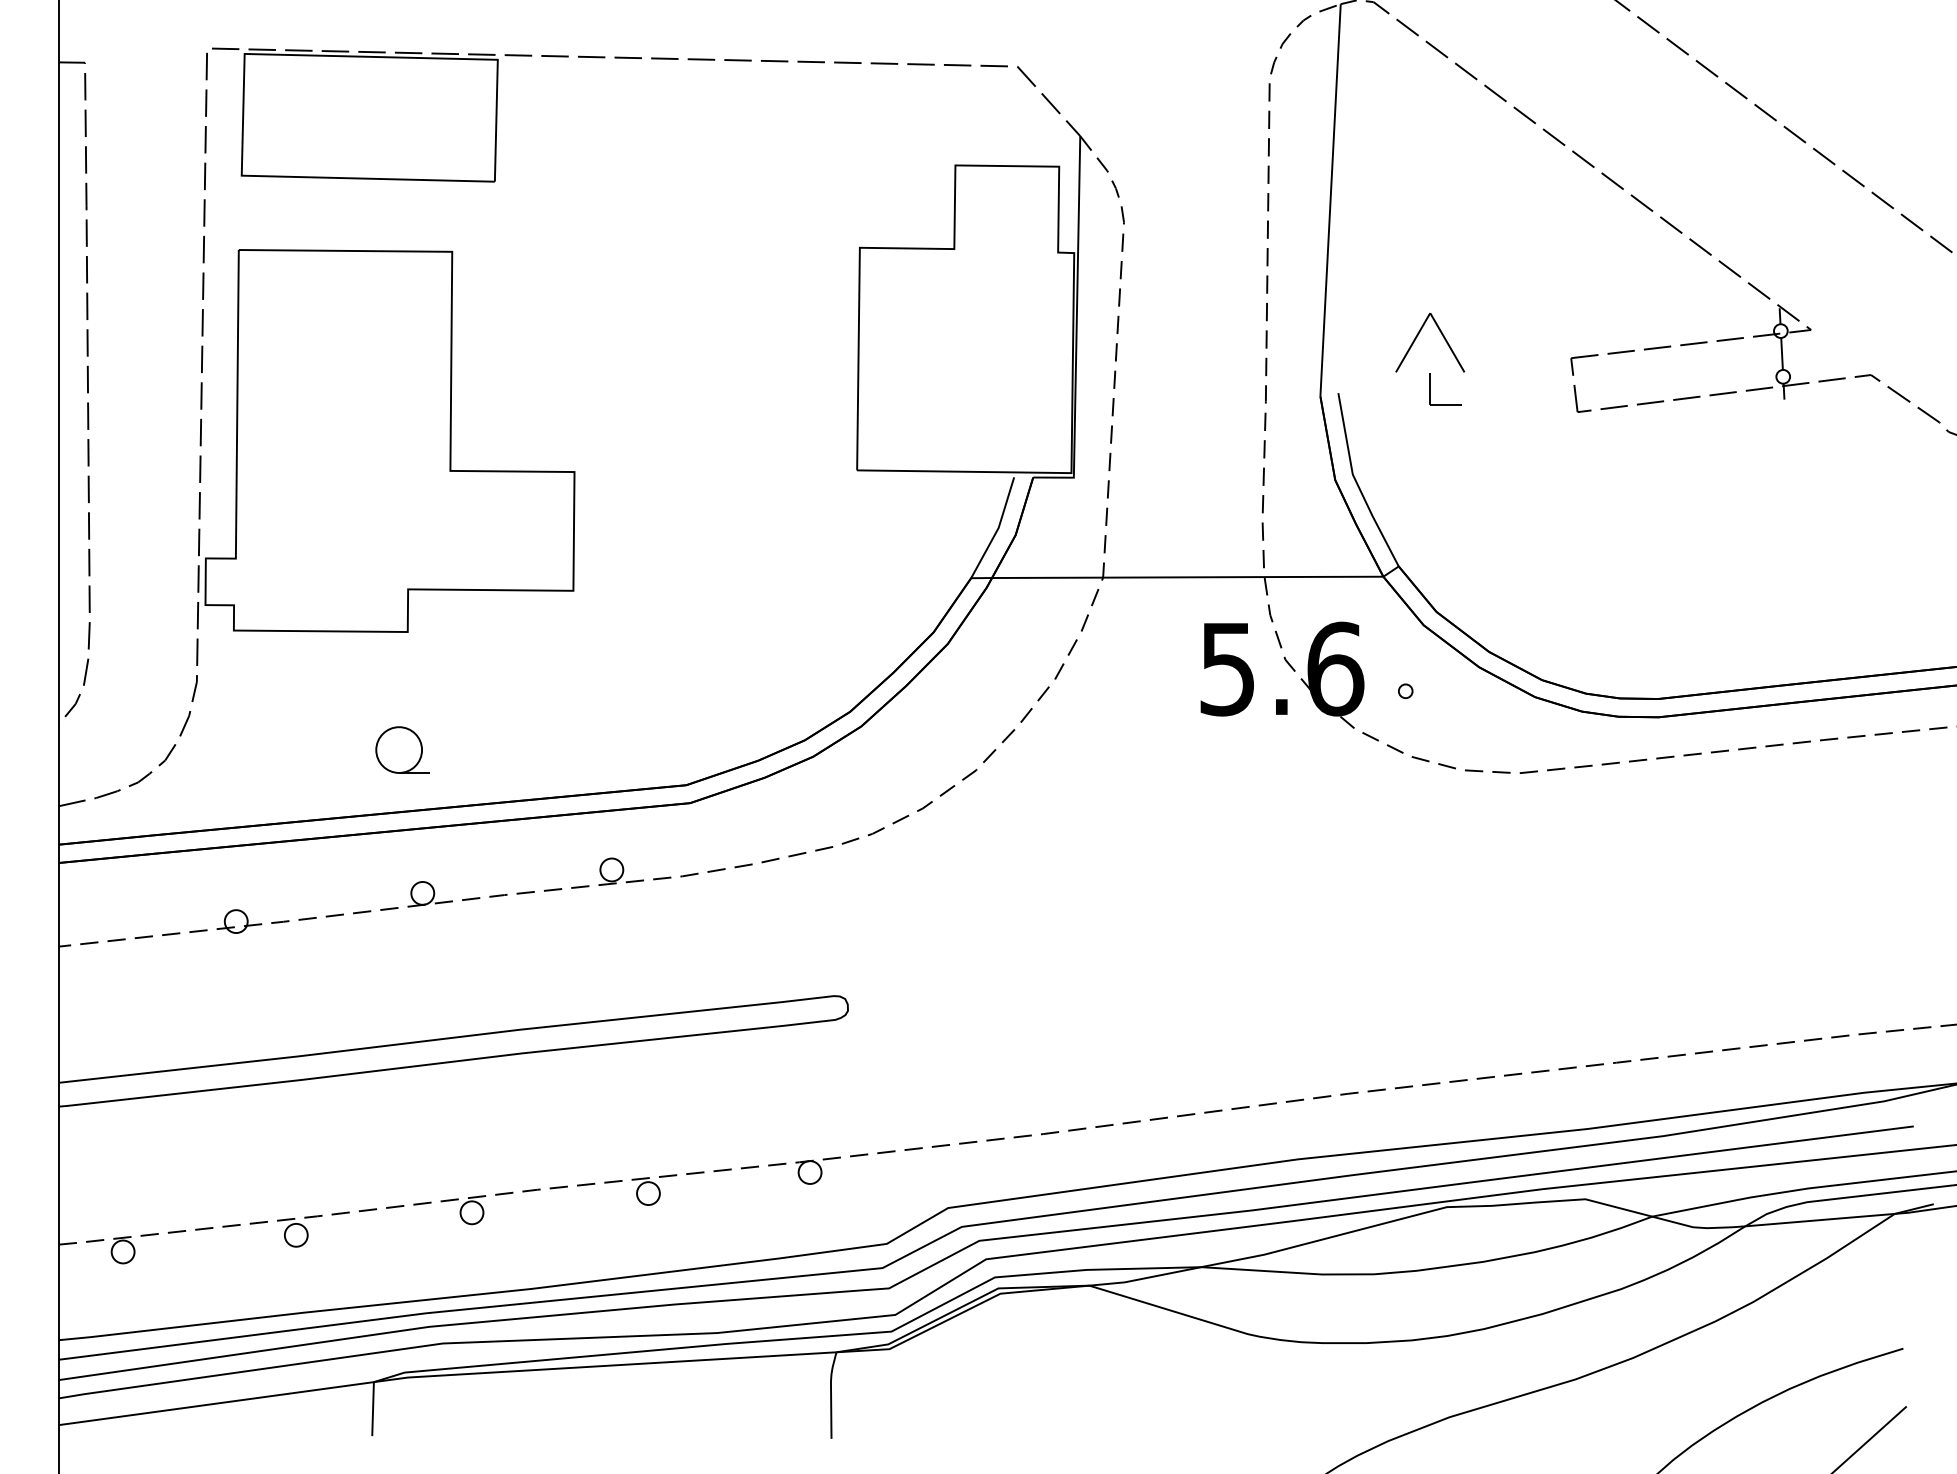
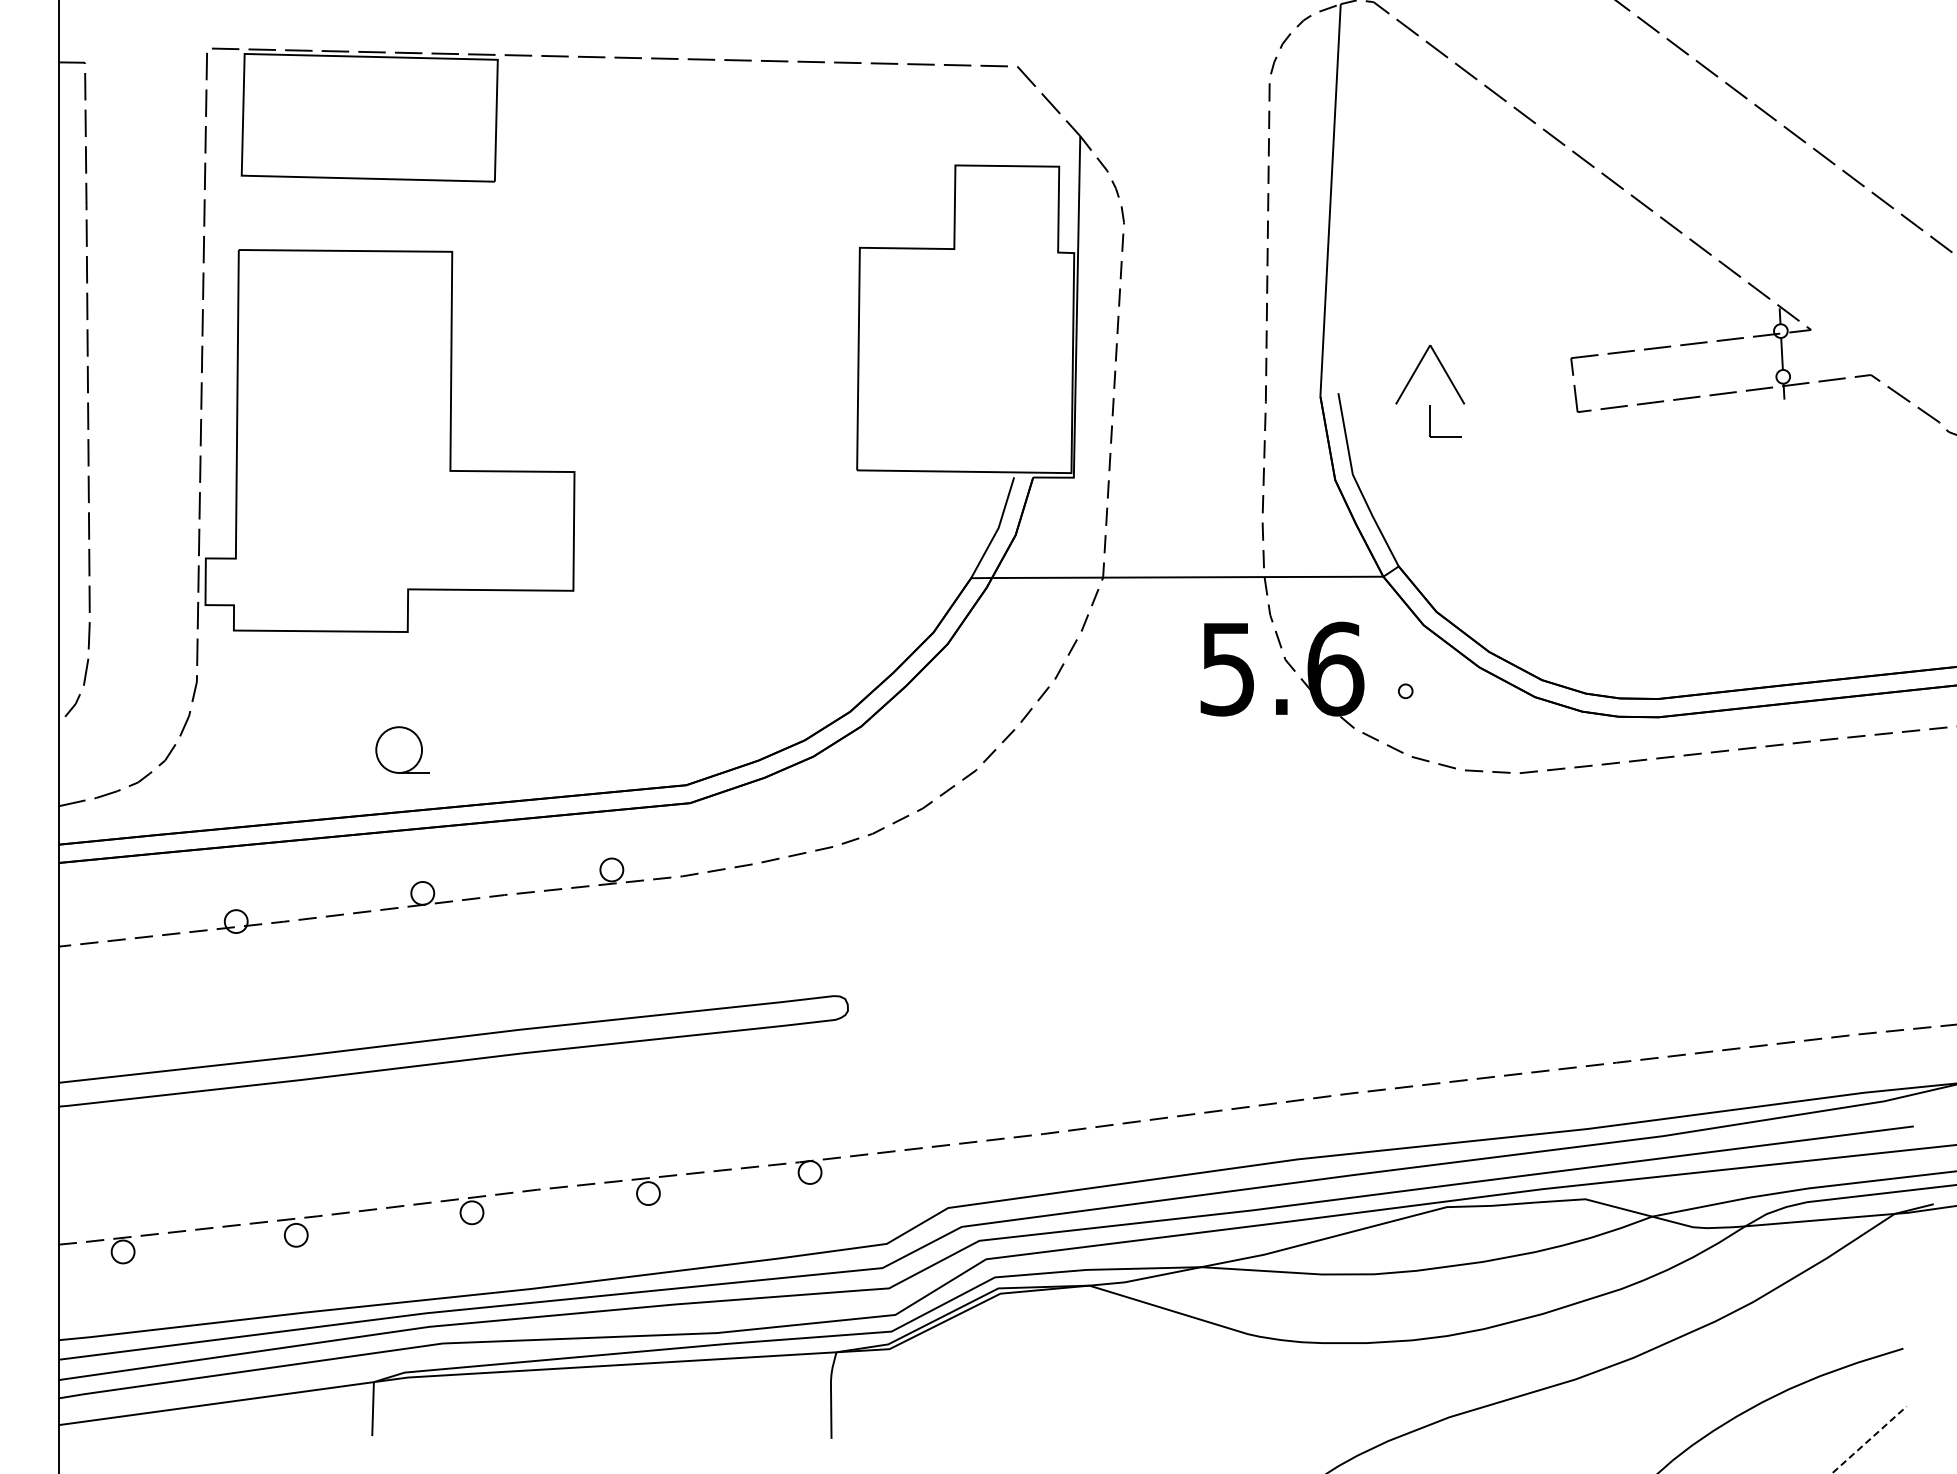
part position: (1430, 373) -> (1430, 405) (1430, 405)
line: solid -> dashed (1869, 1439)
